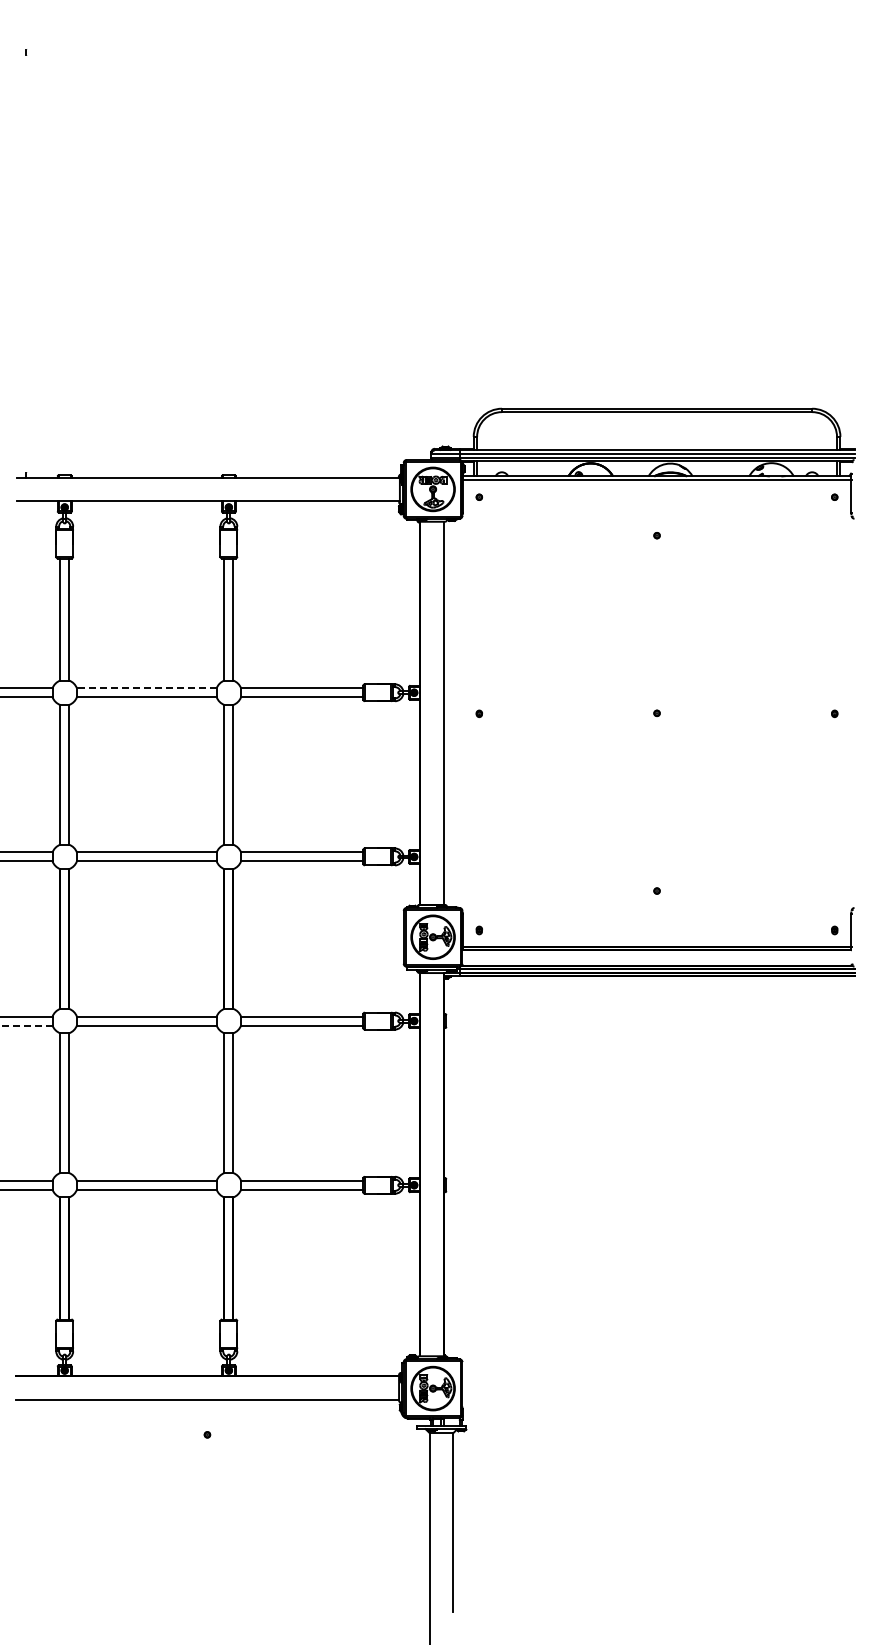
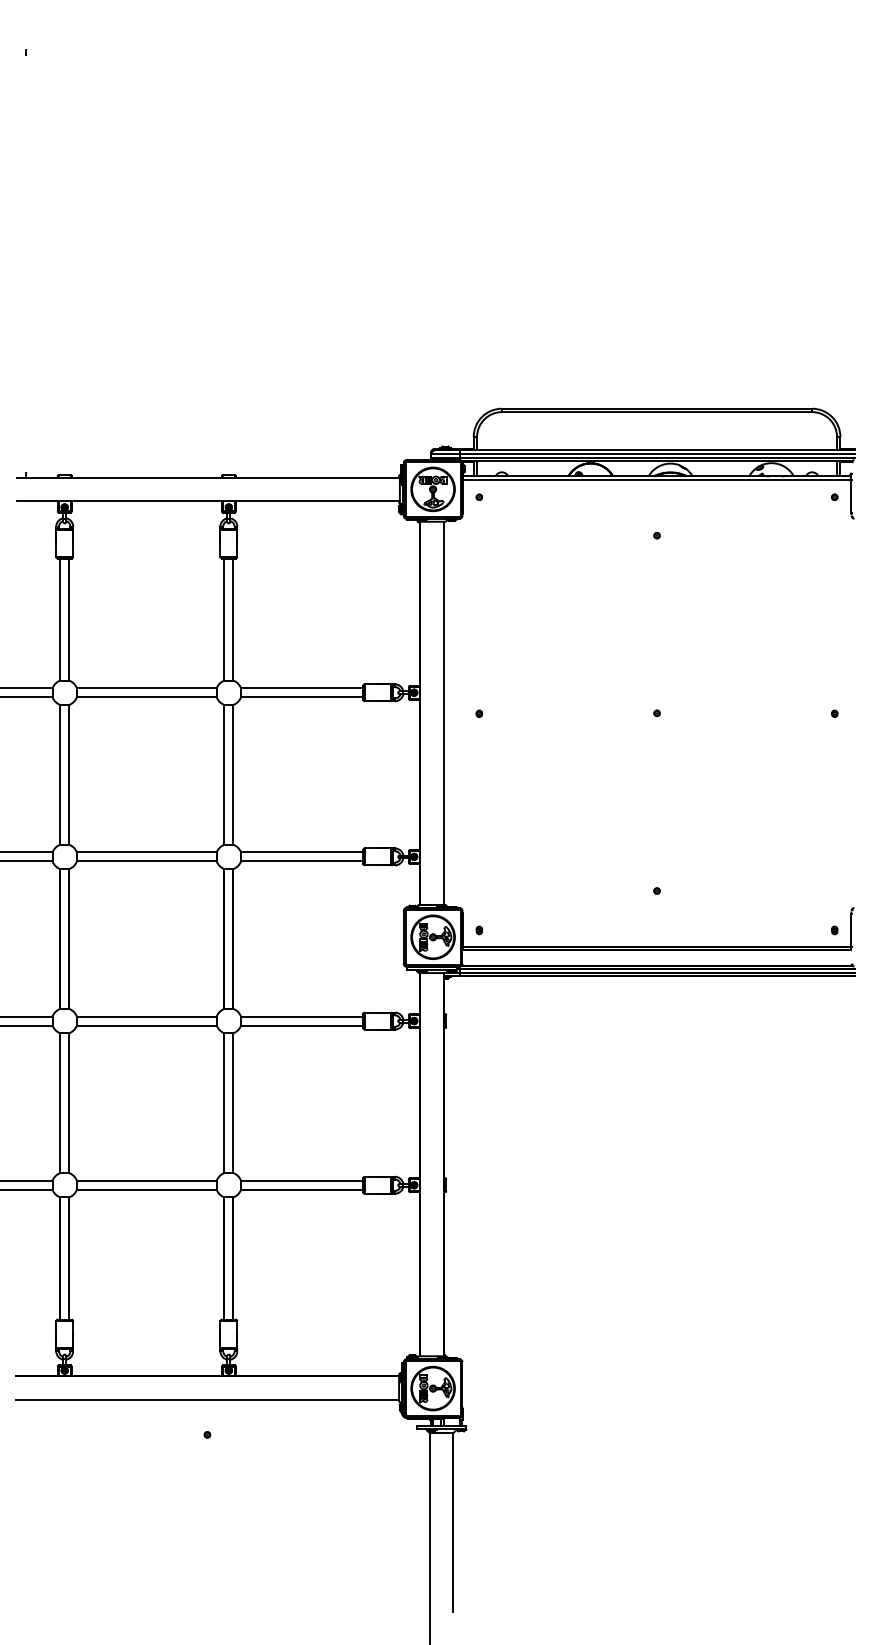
line: dashed -> solid (146, 688)
line: dashed -> solid (26, 1025)
